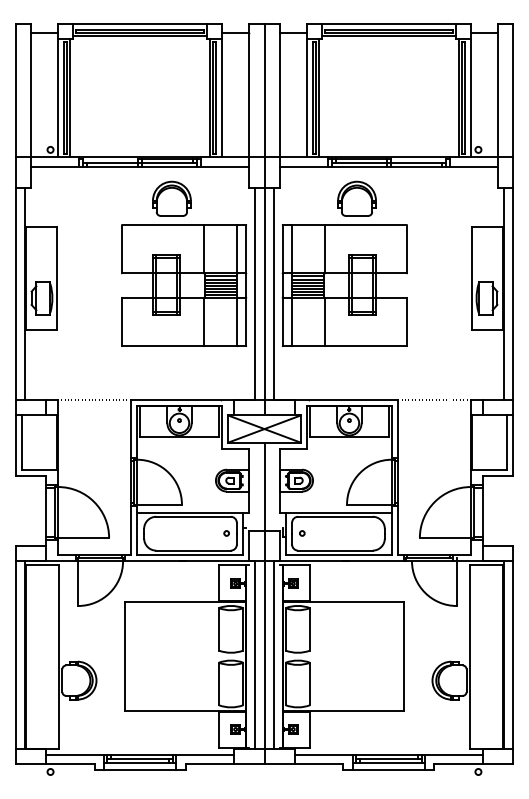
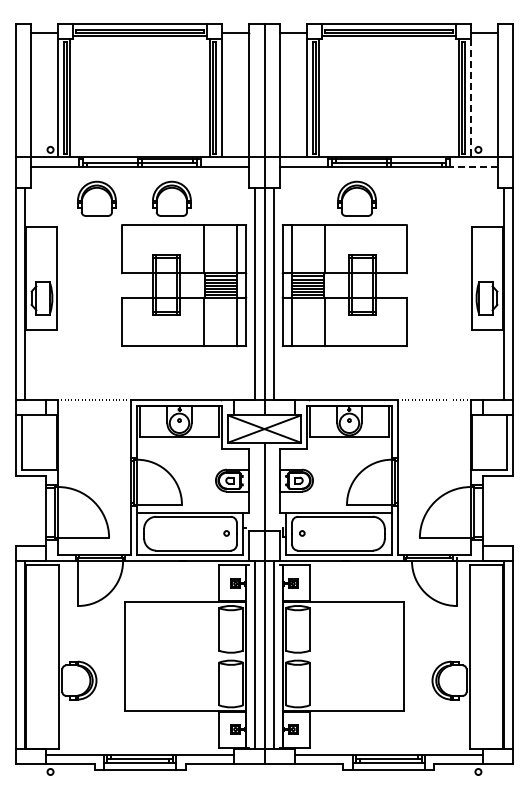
line: solid -> dashed (470, 98)
line: solid -> dashed (473, 166)
part: none -> present (96, 198)
